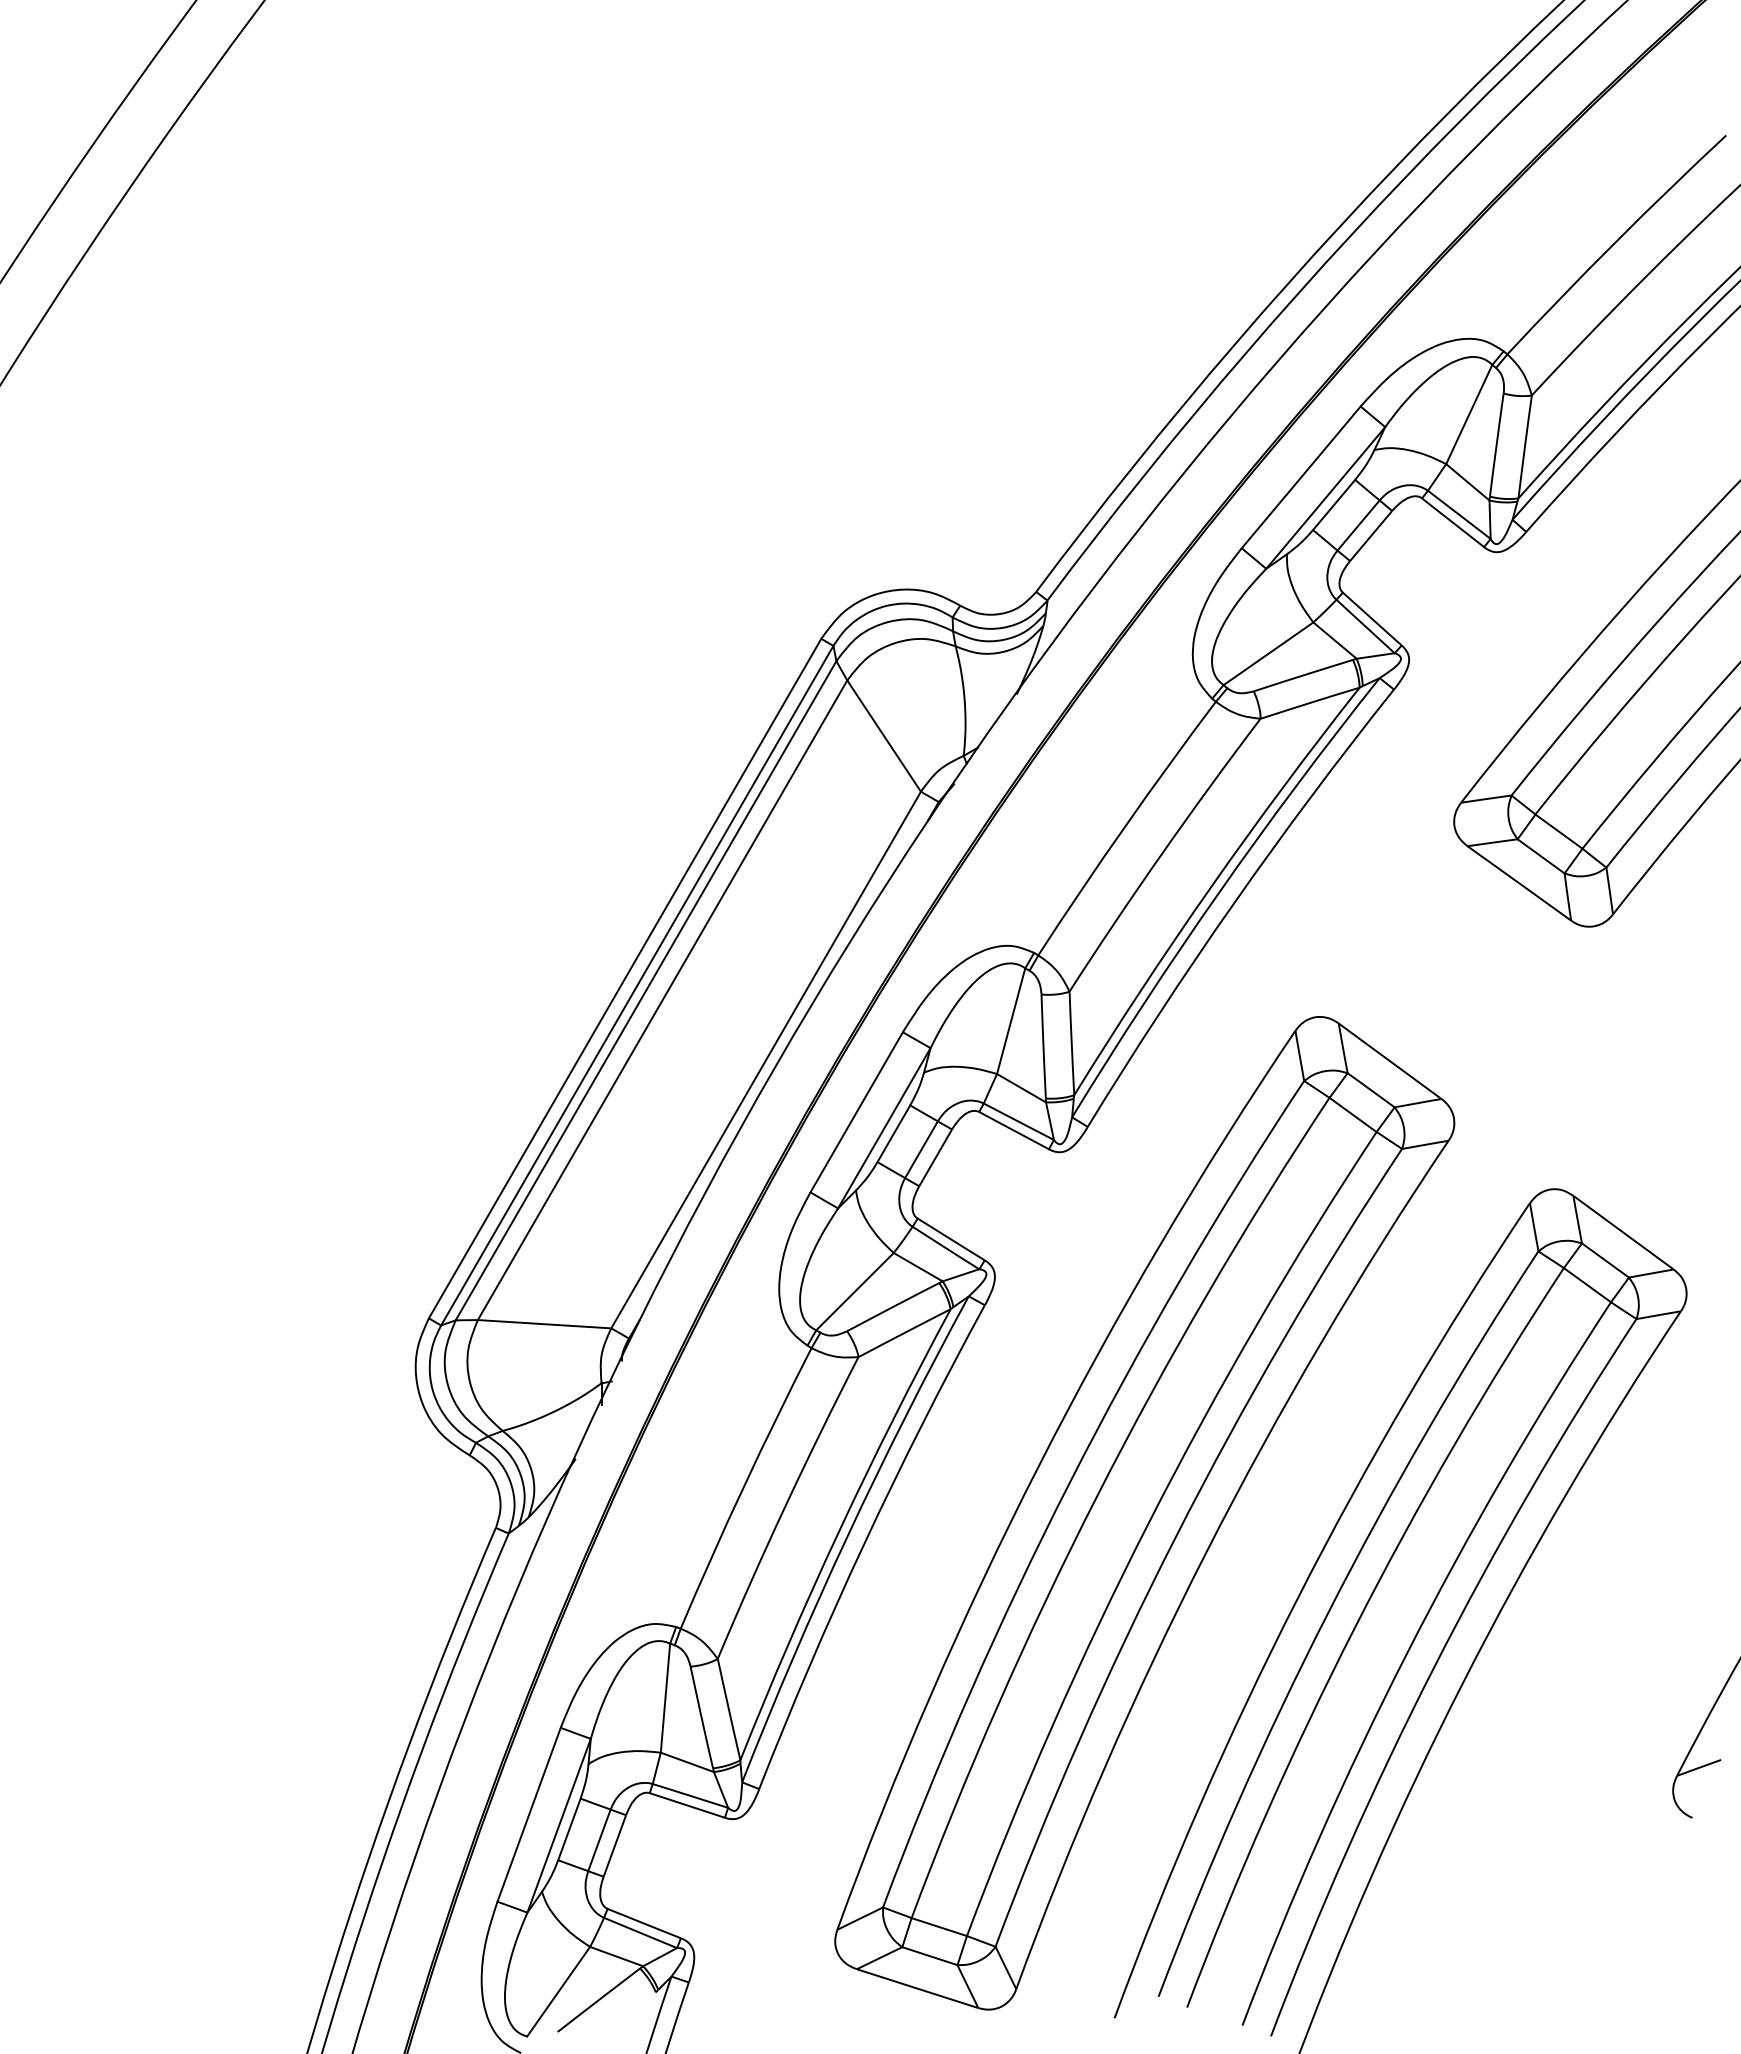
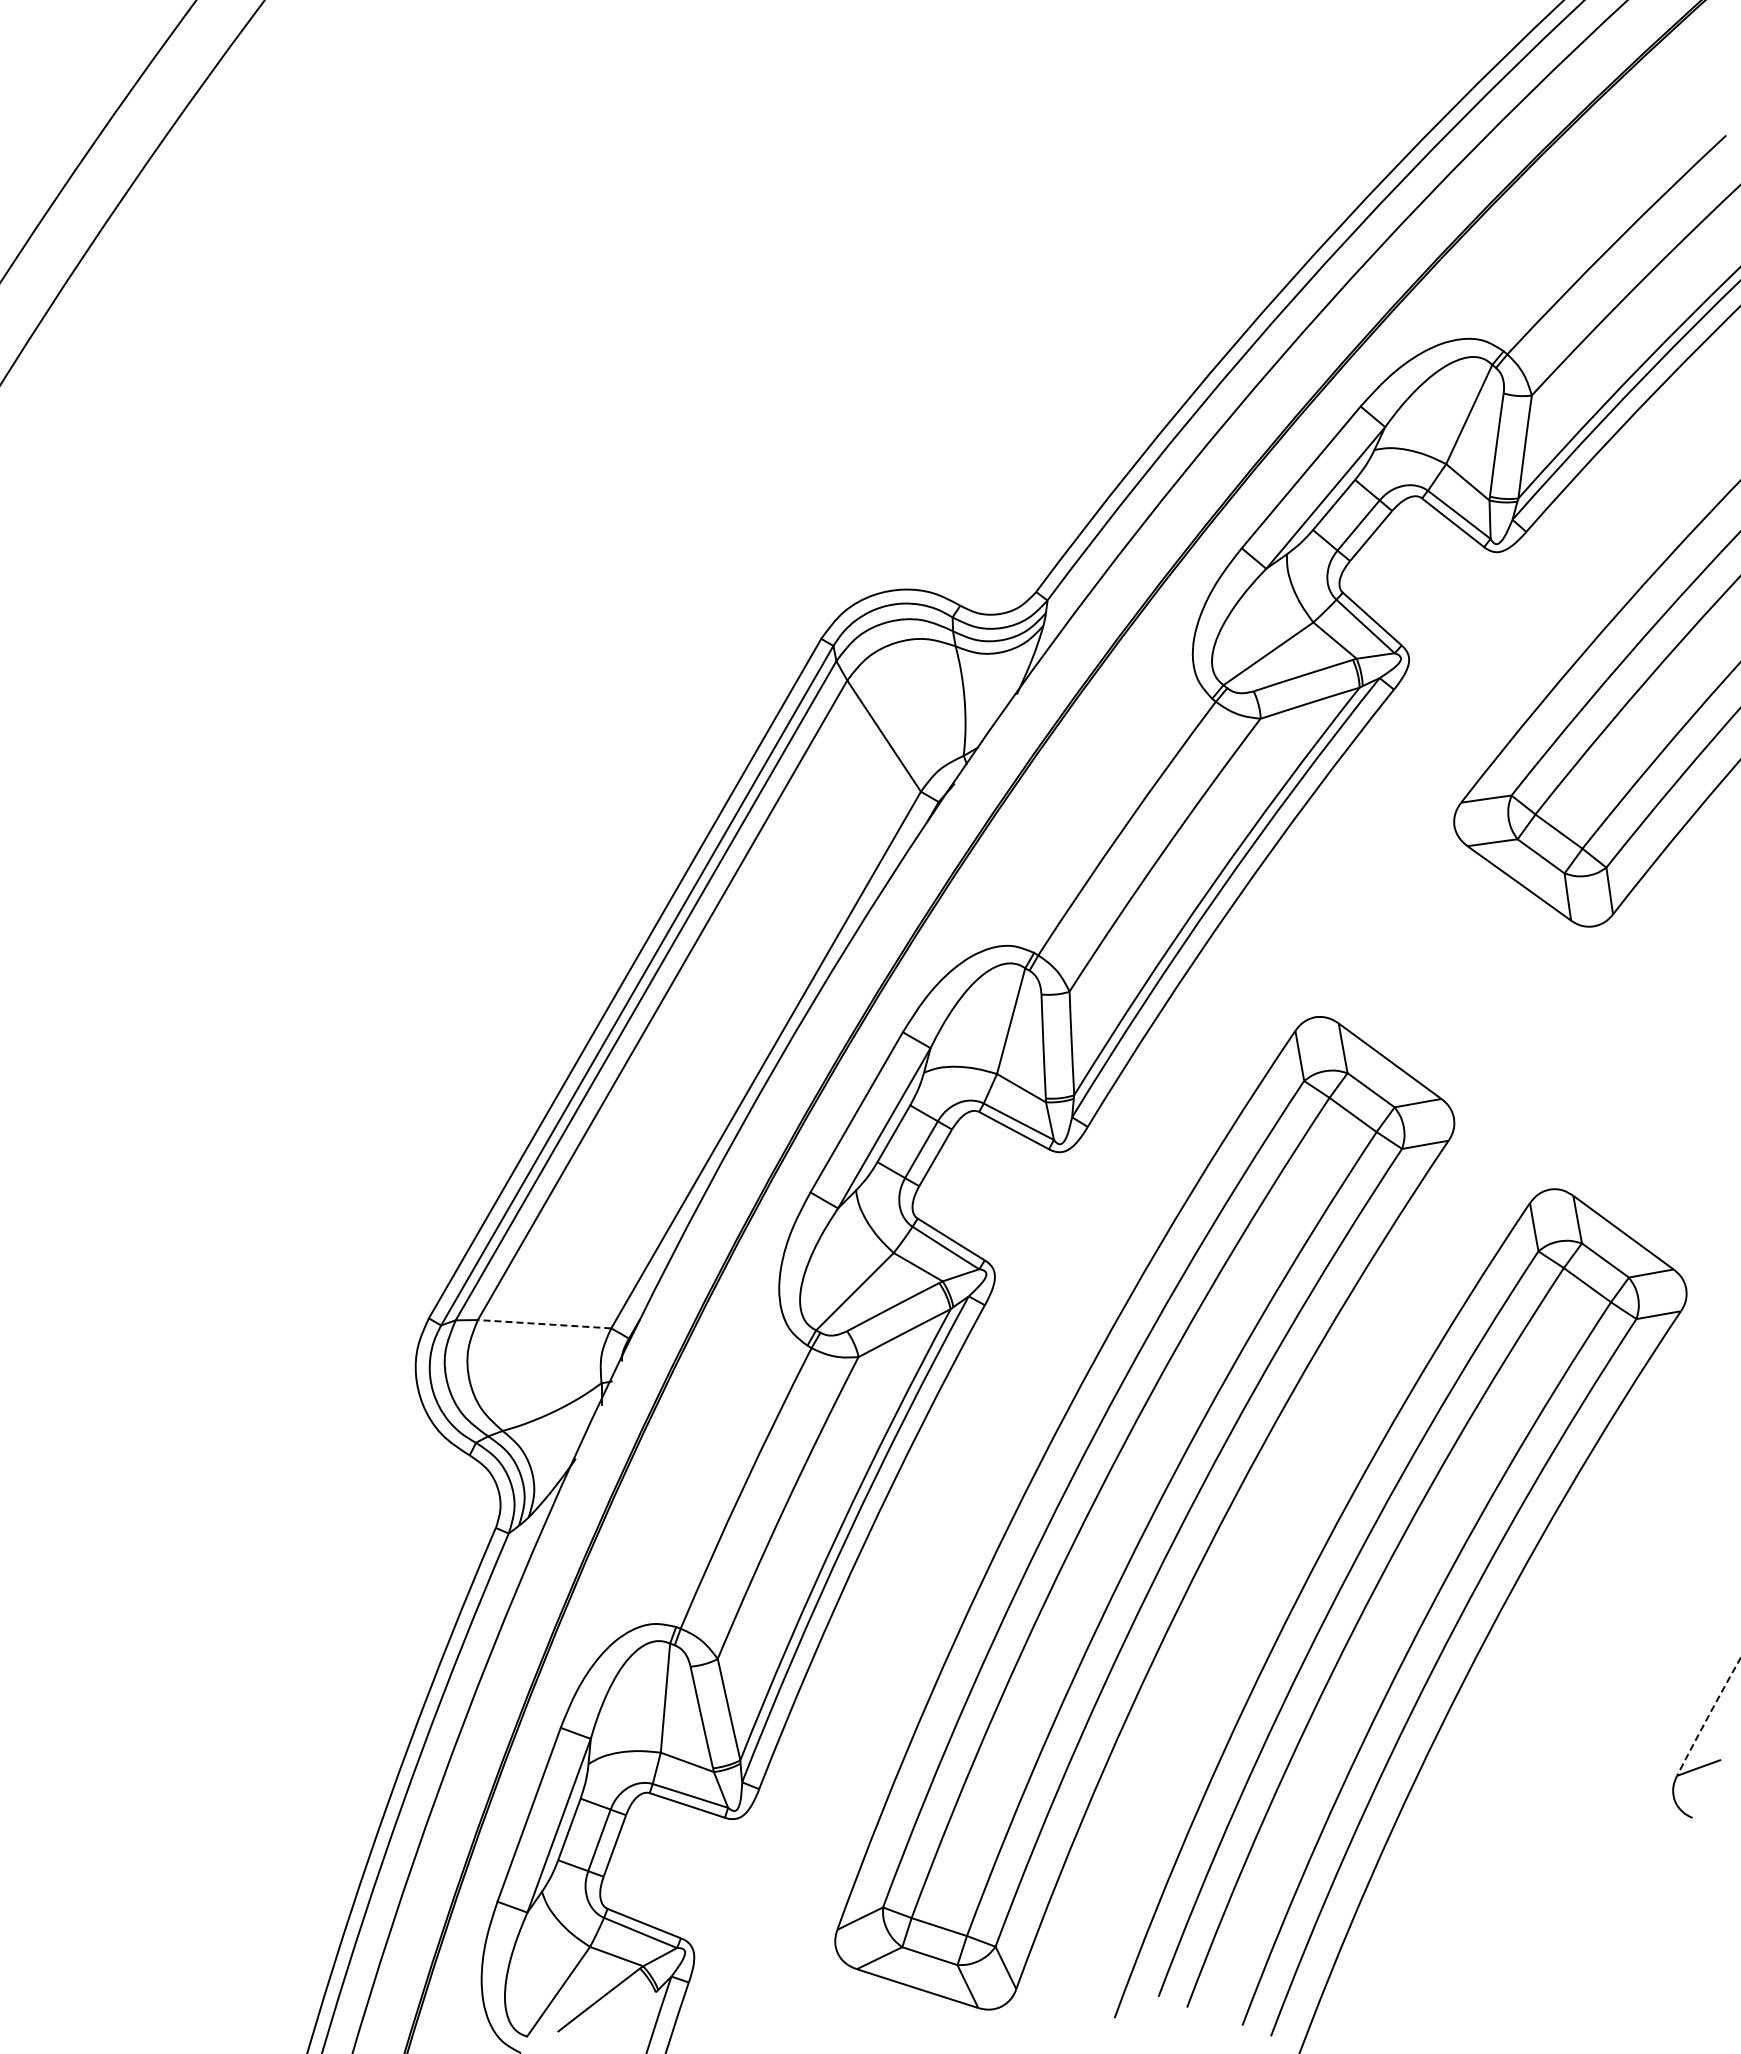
line: solid -> dashed (544, 1324)
arc: solid -> dashed (1708, 1716)
